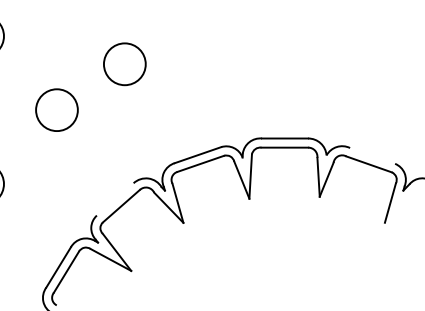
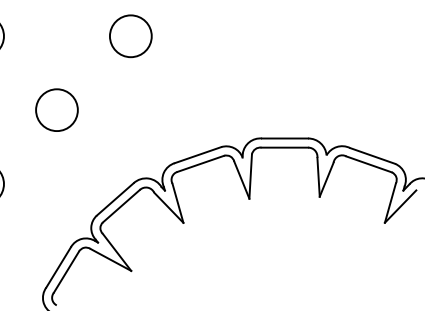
circle position: (124, 64) -> (130, 36) (130, 36)
line: none -> present (372, 155)
line: none -> present (114, 199)
line: none -> present (400, 206)
